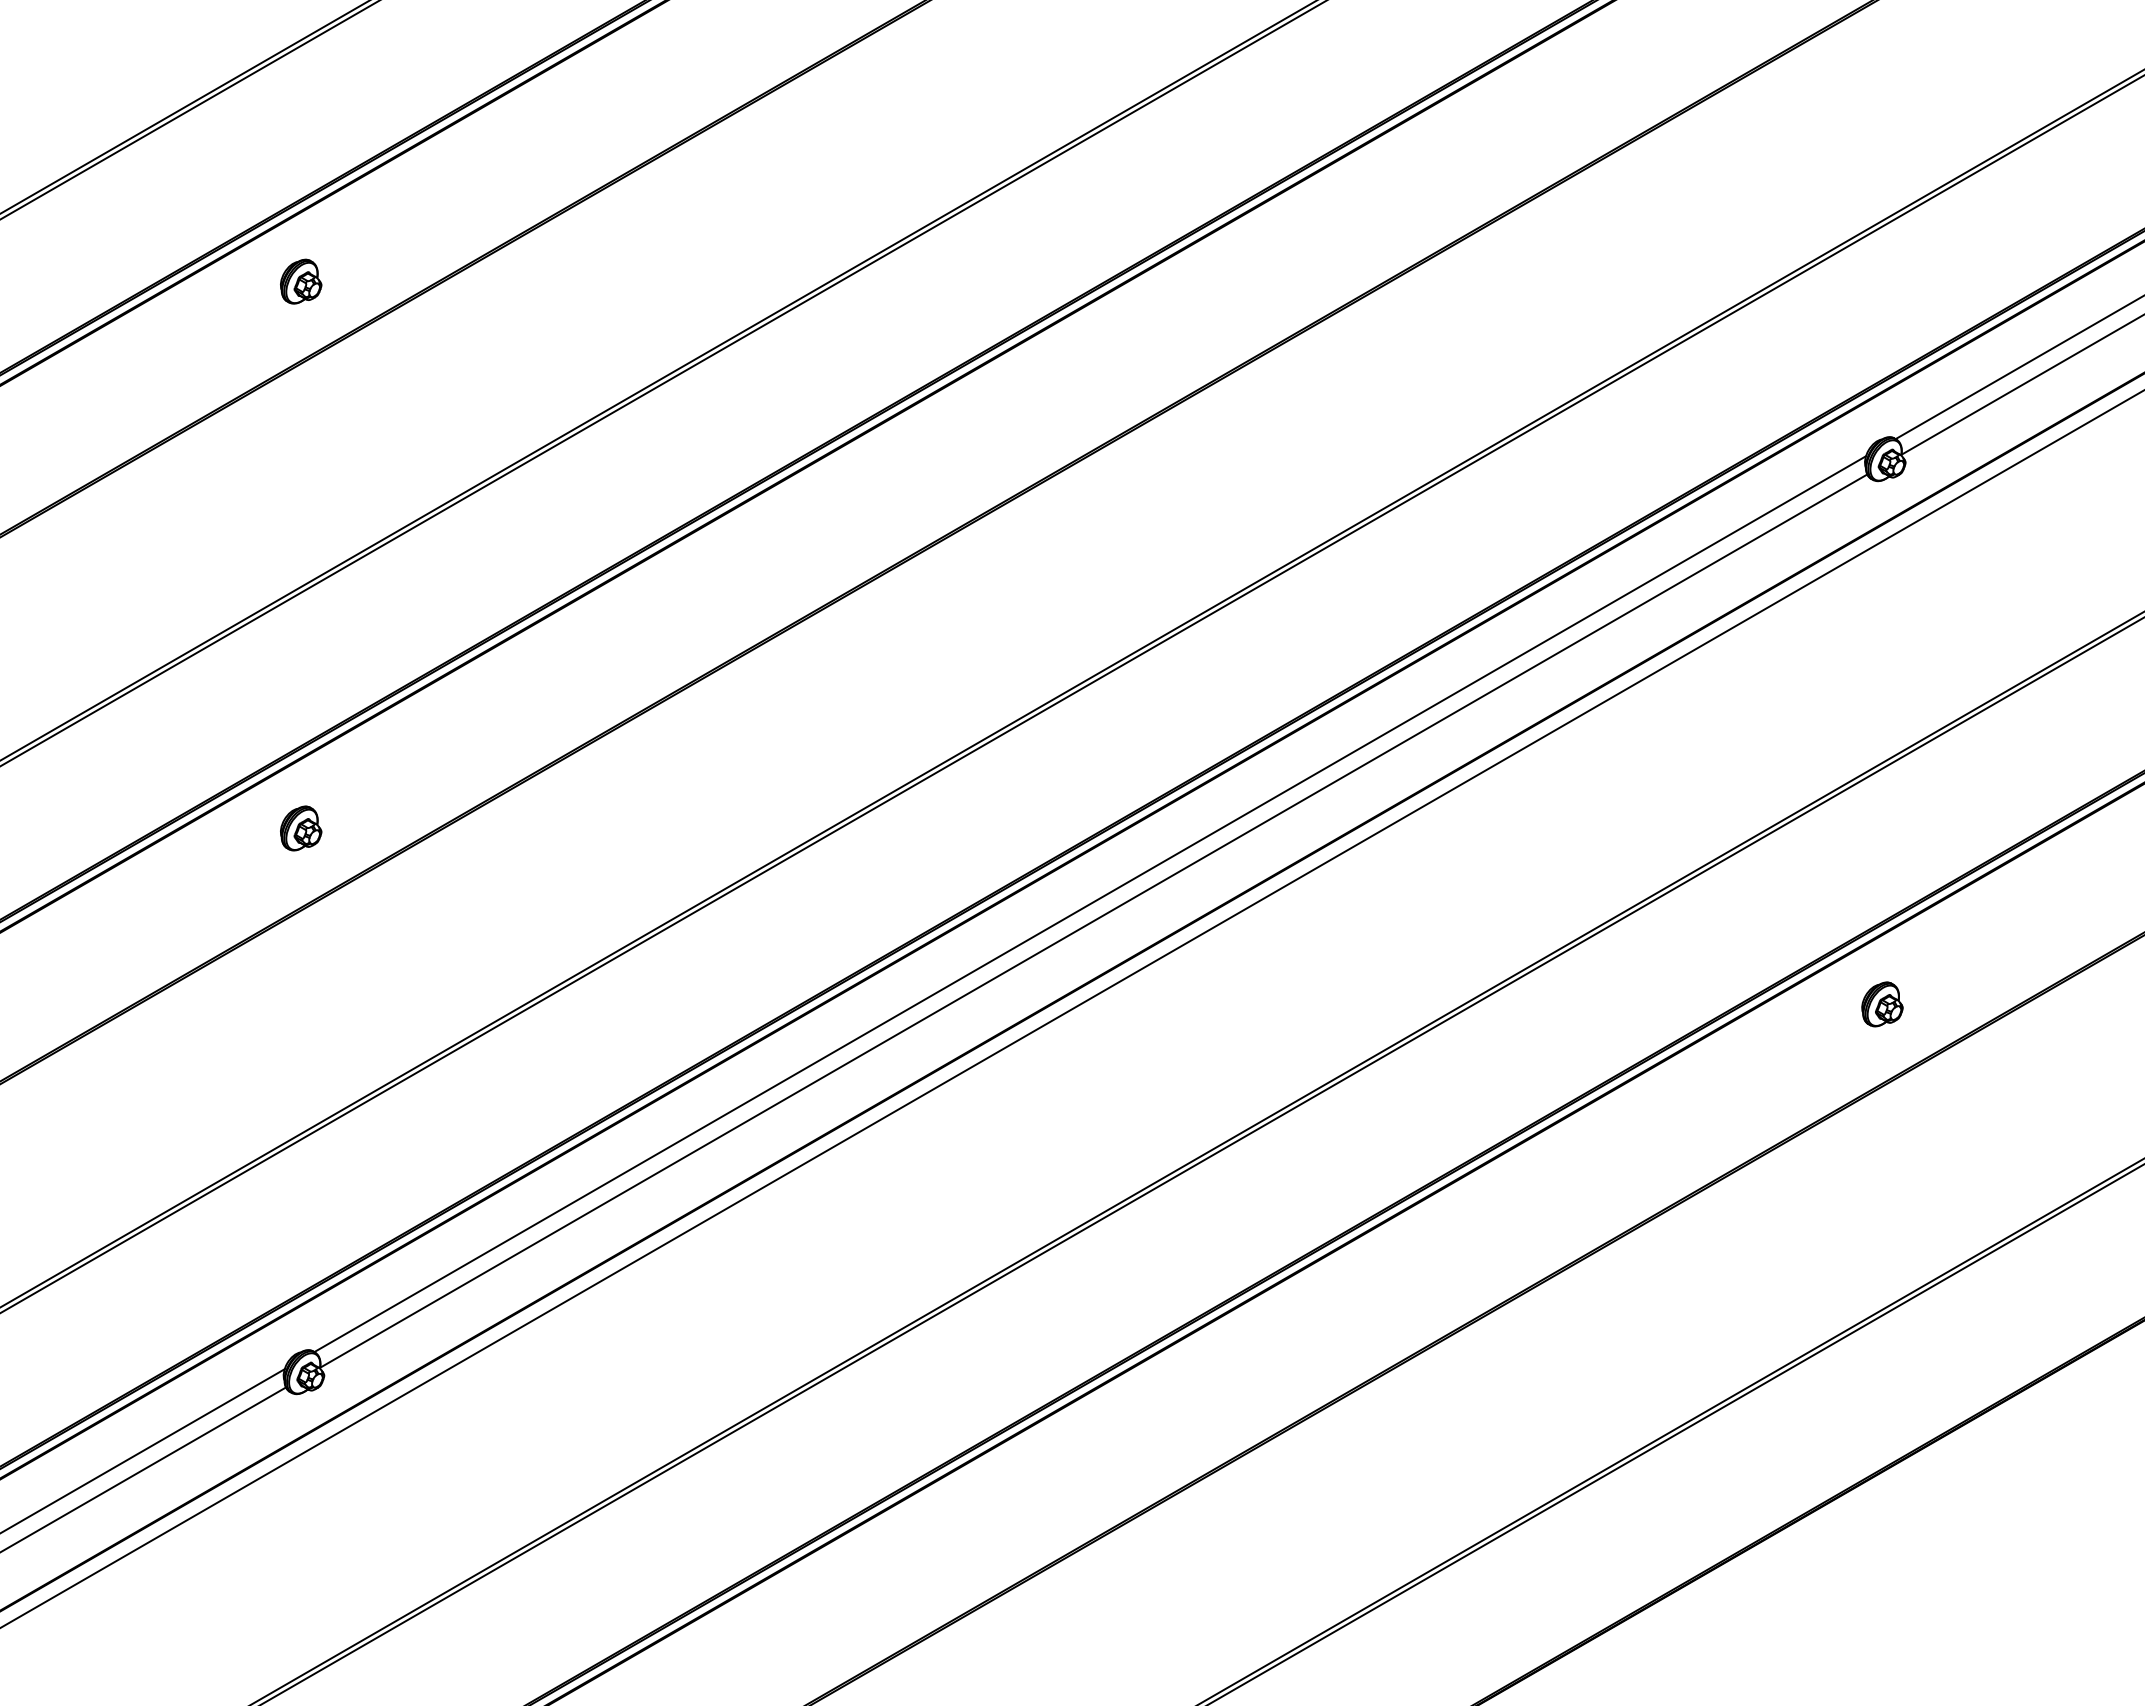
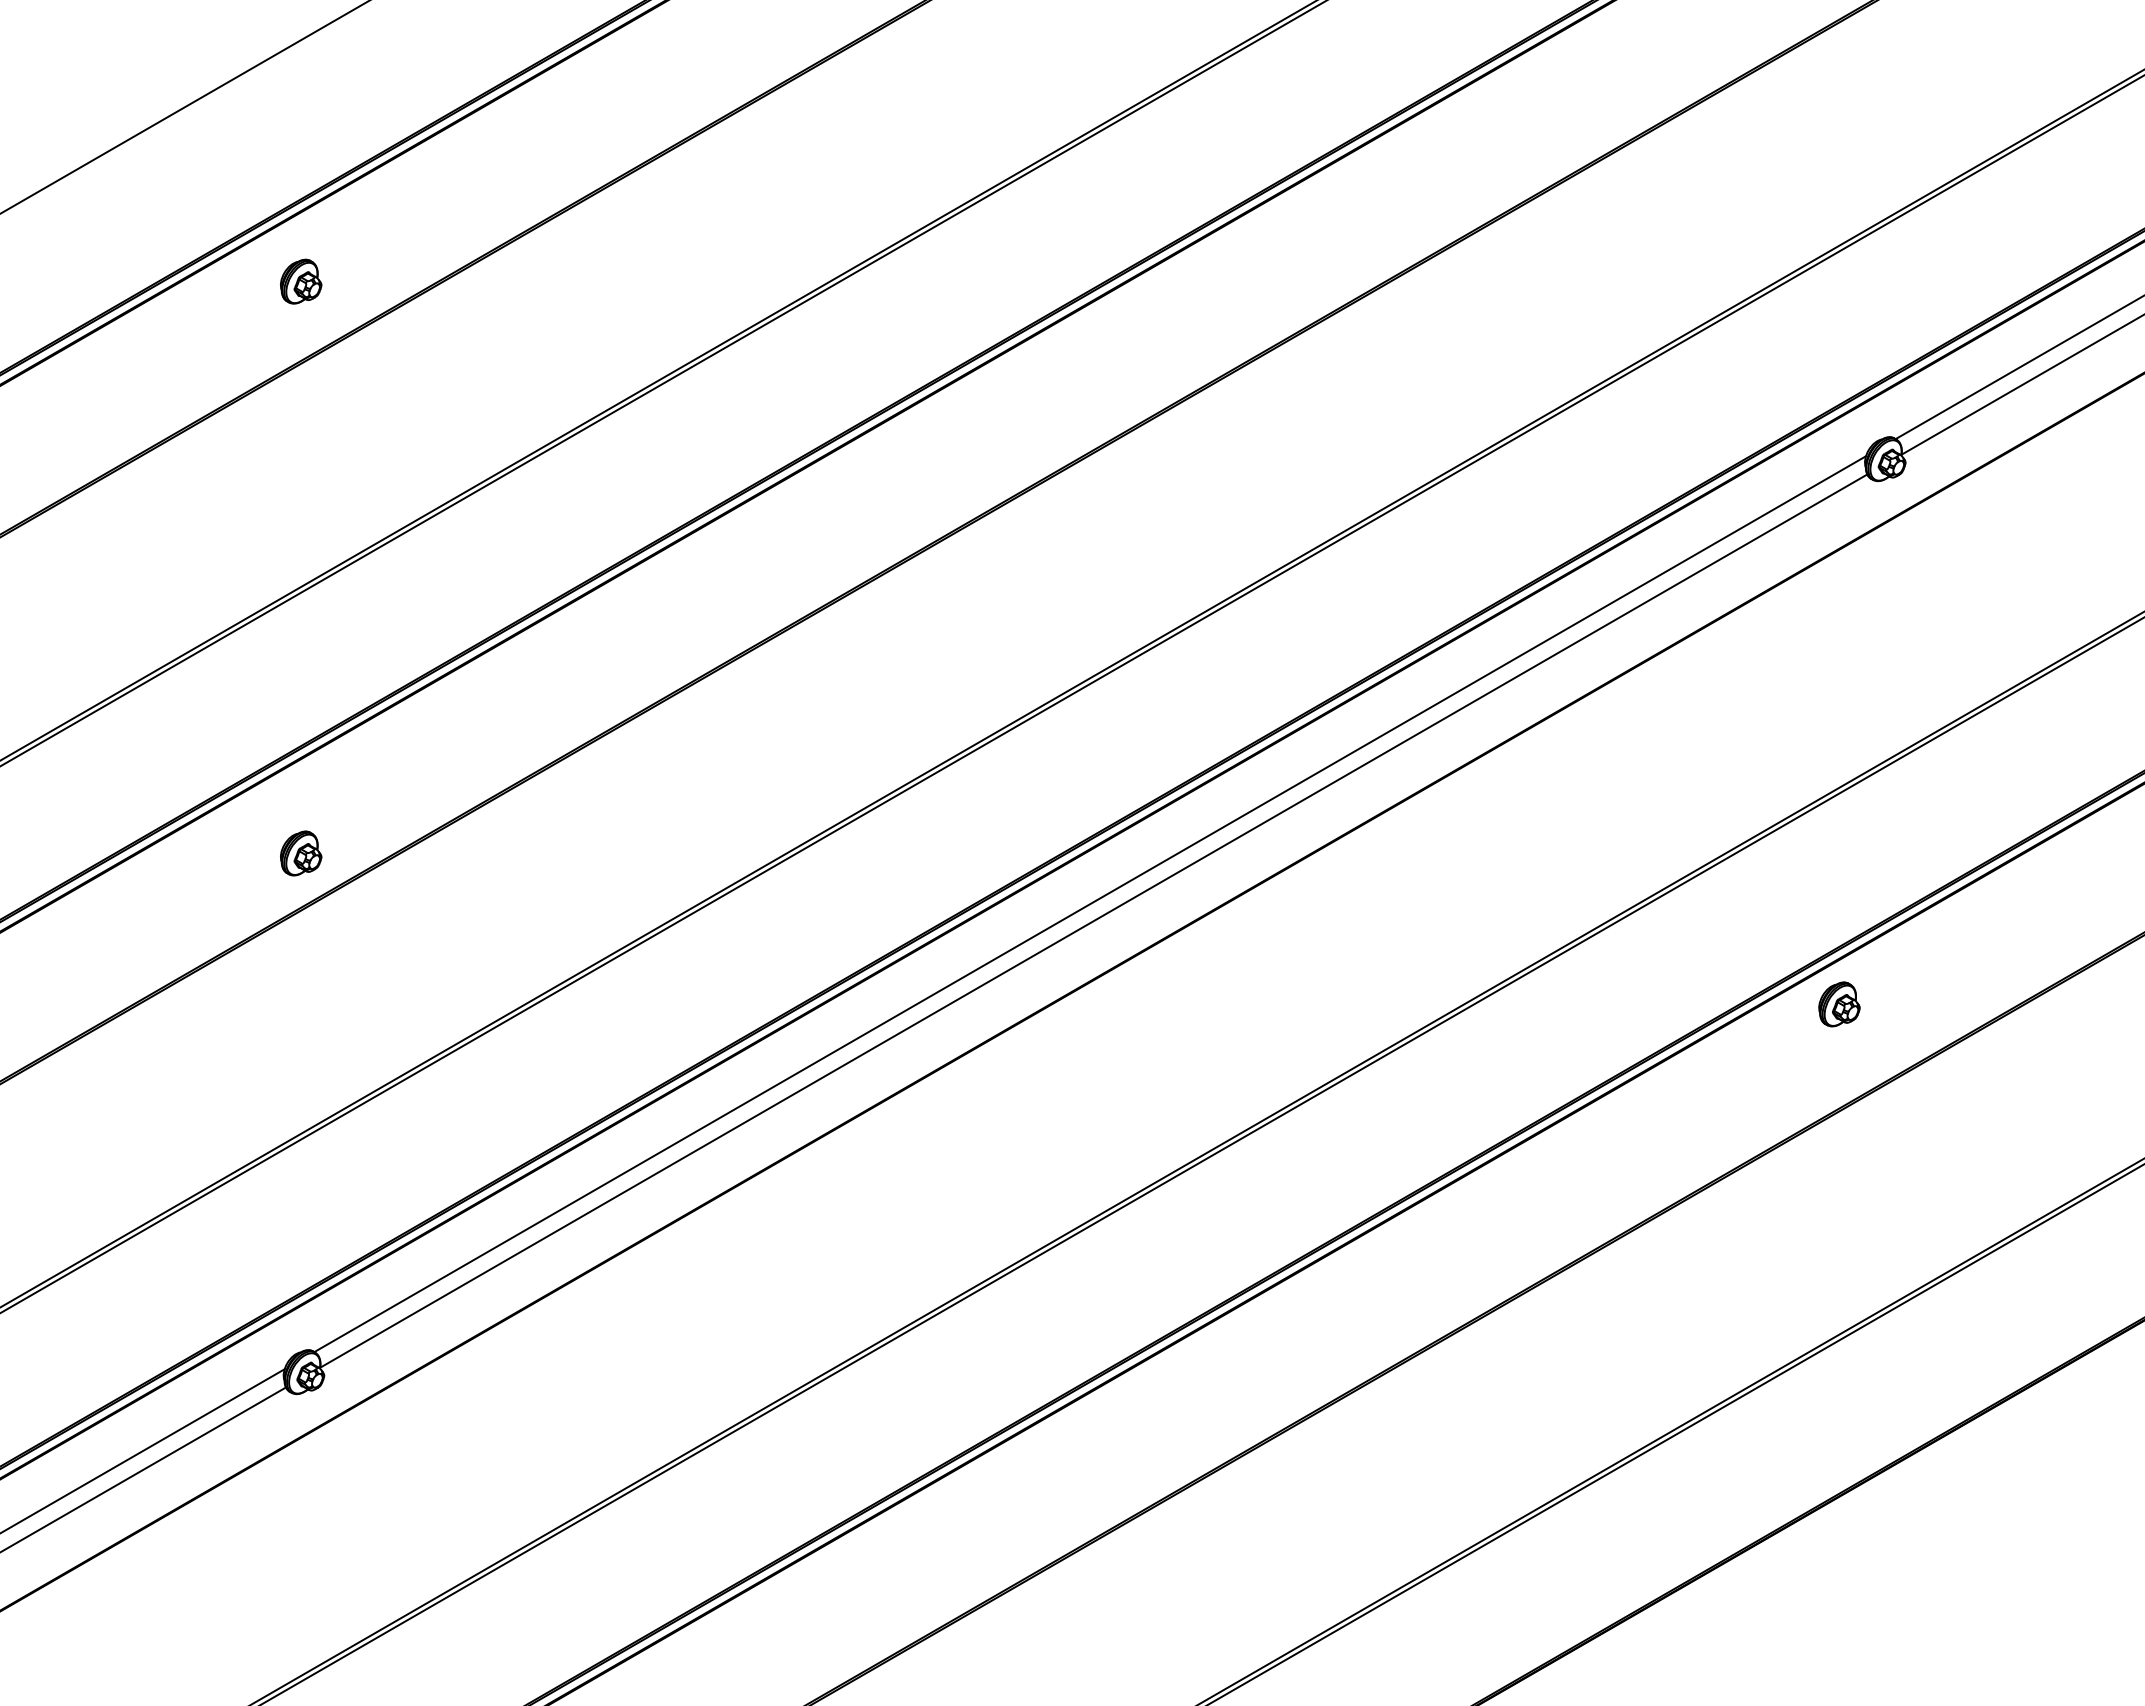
line: present -> none (189, 110)
part position: (301, 828) -> (301, 853) (301, 853)
part position: (1882, 1004) -> (1839, 1004) (1839, 1004)
line: present -> none (1071, 1009)
